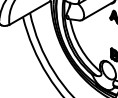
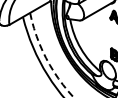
arc: solid -> dashed (46, 58)
